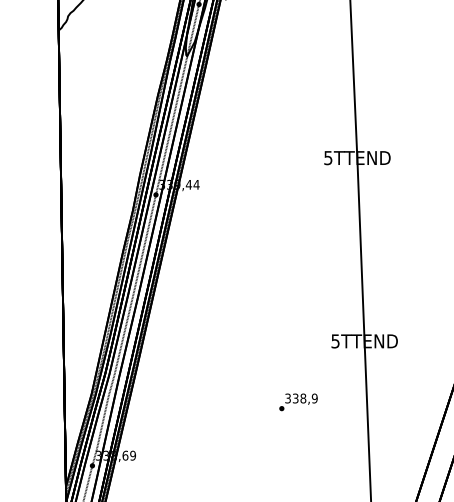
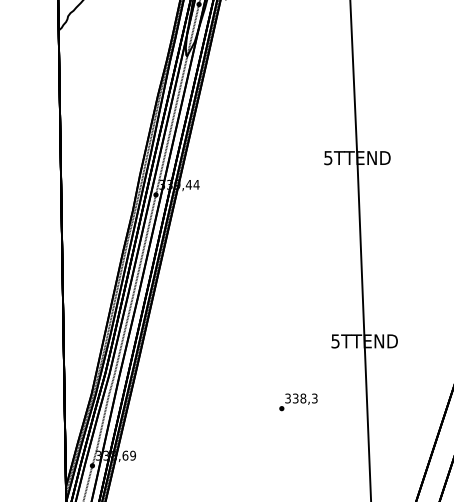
text: 338,9 -> 338,3 (314, 398)
